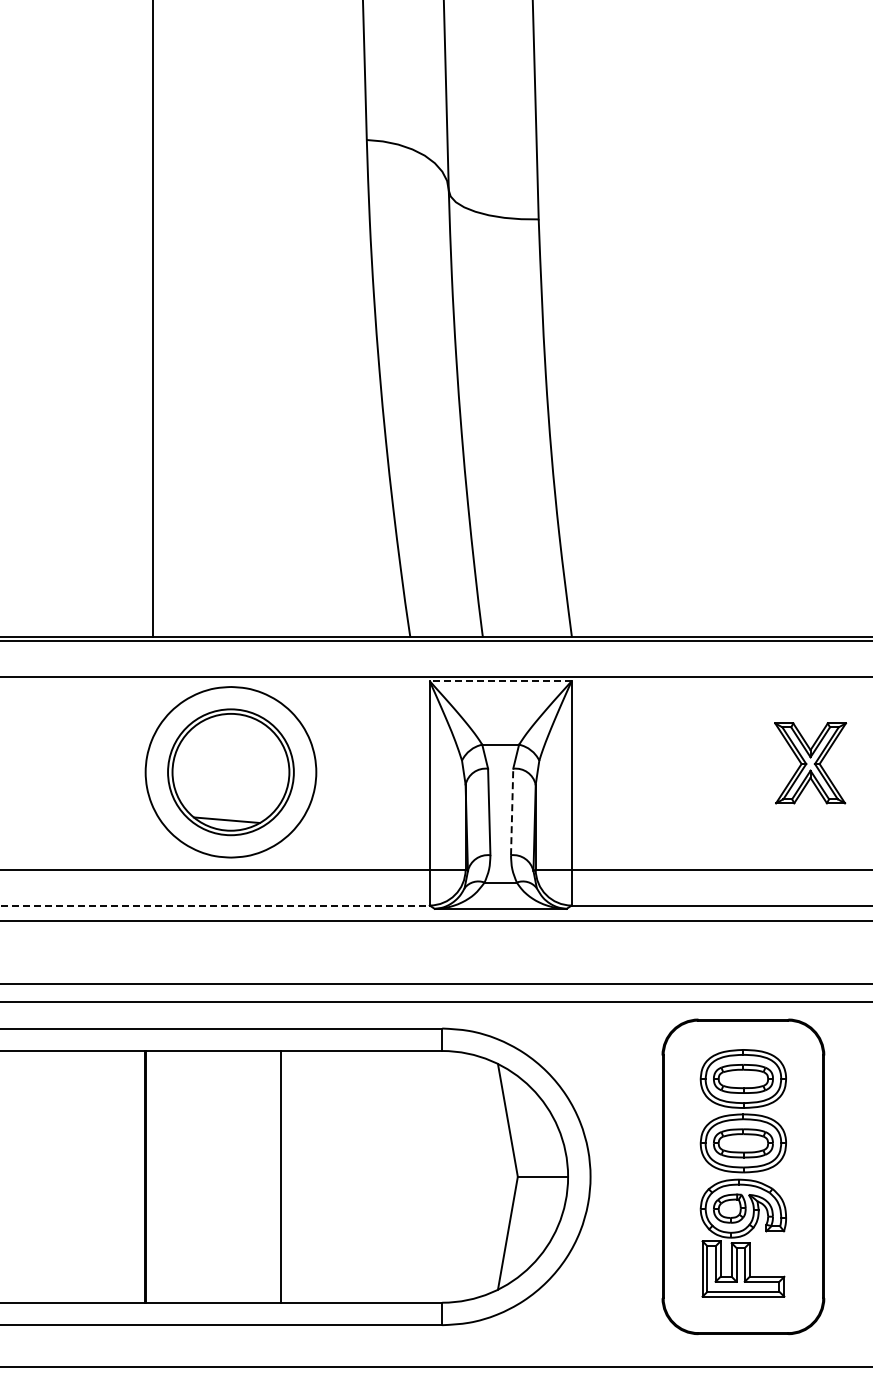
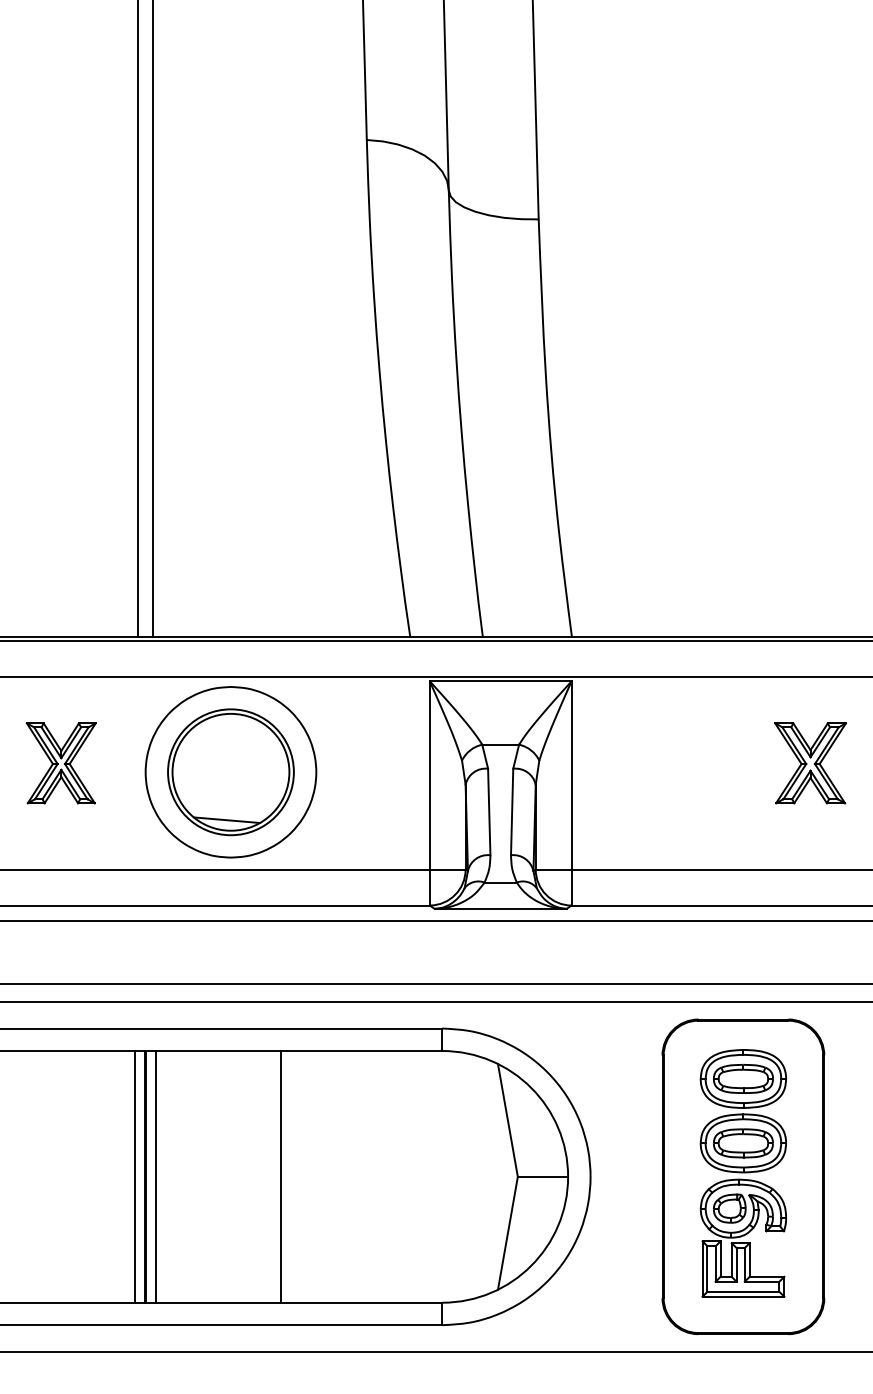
line: none -> present (137, 319)
line: dashed -> solid (500, 681)
part: none -> present (60, 763)
line: dashed -> solid (512, 811)
line: dashed -> solid (215, 905)
line: none -> present (135, 1176)
line: none -> present (155, 1176)
line position: (435, 1367) -> (435, 1352) (435, 1352)
